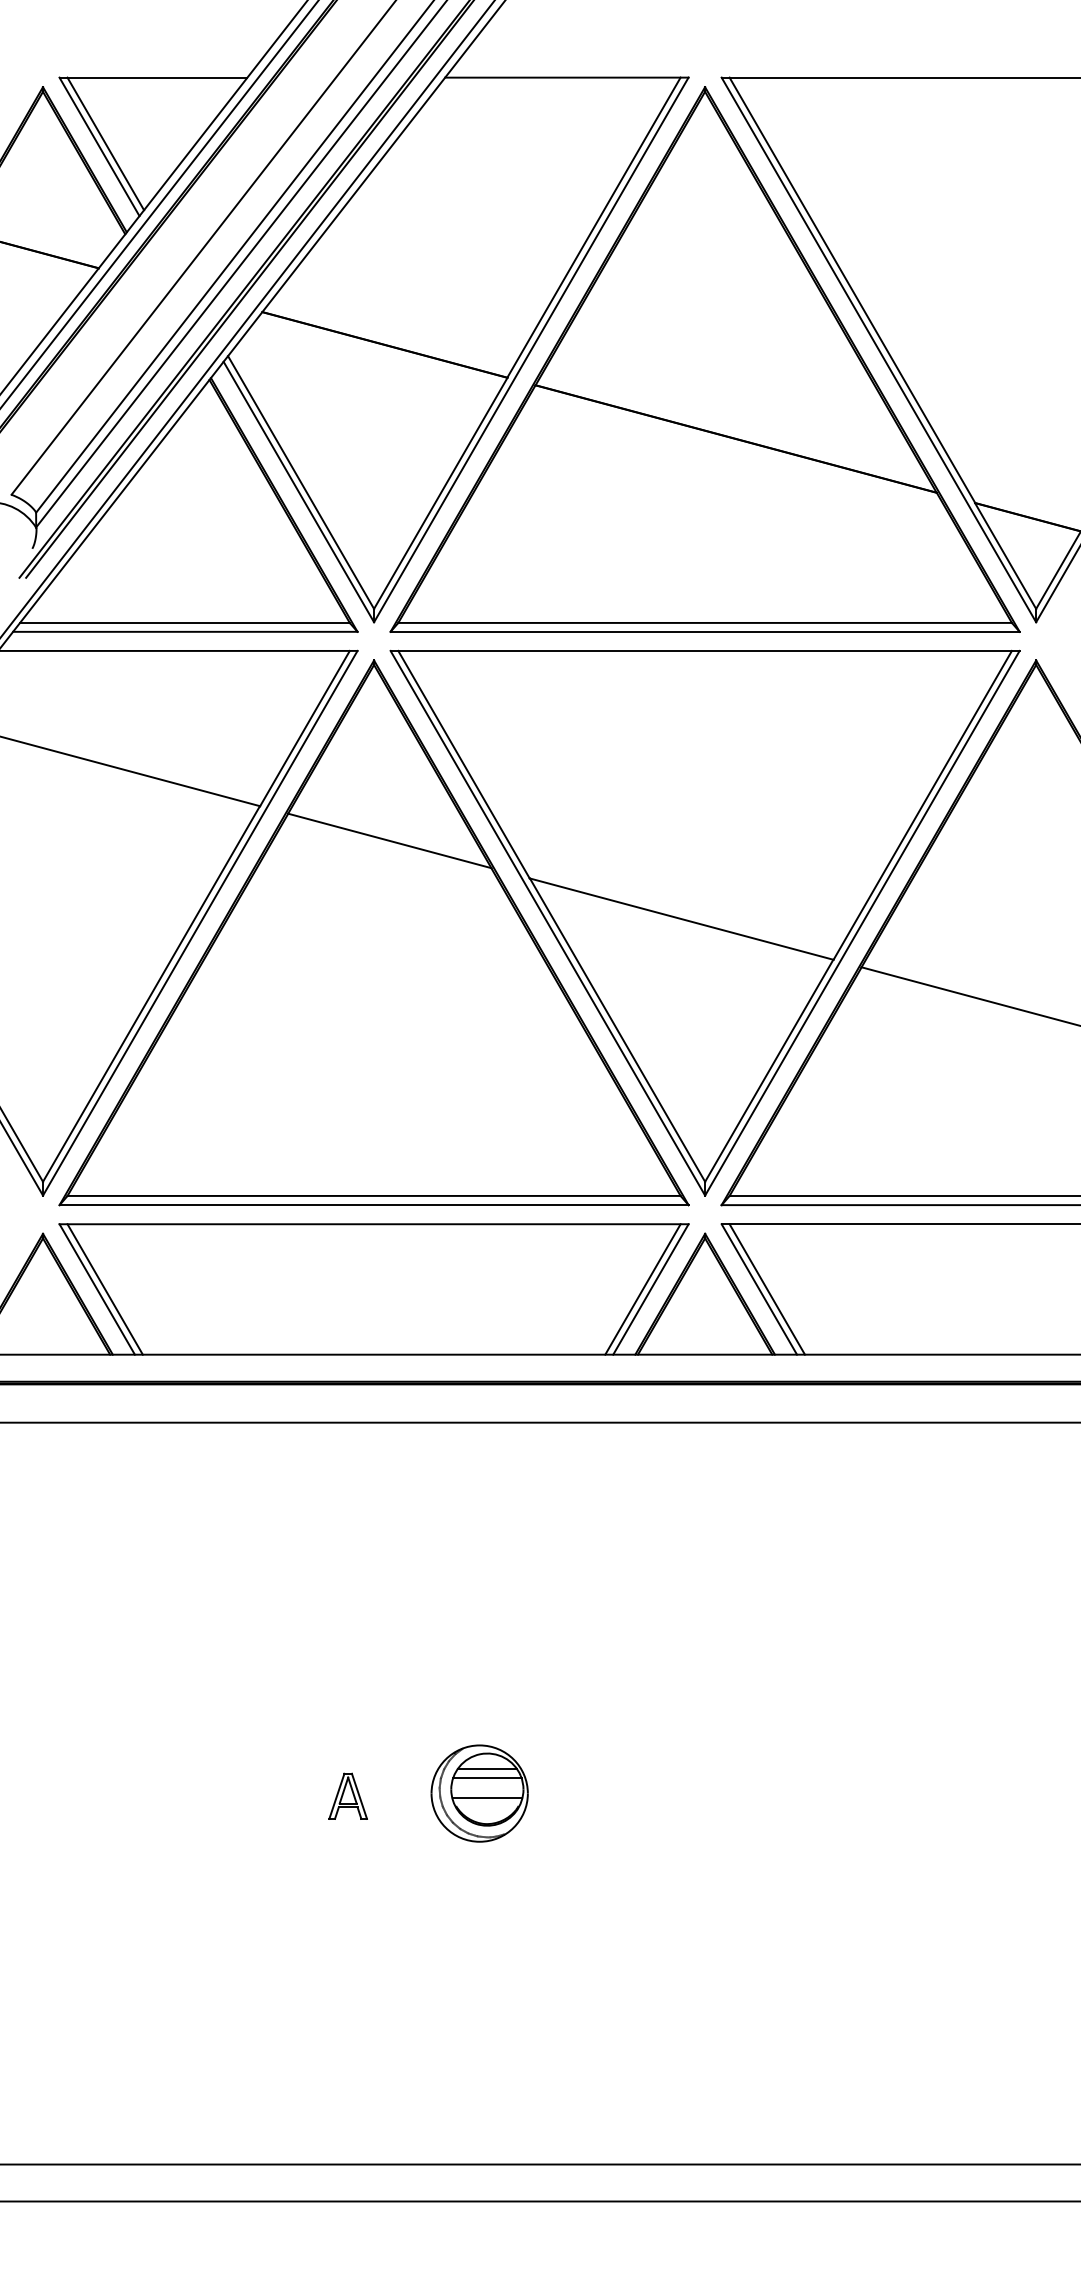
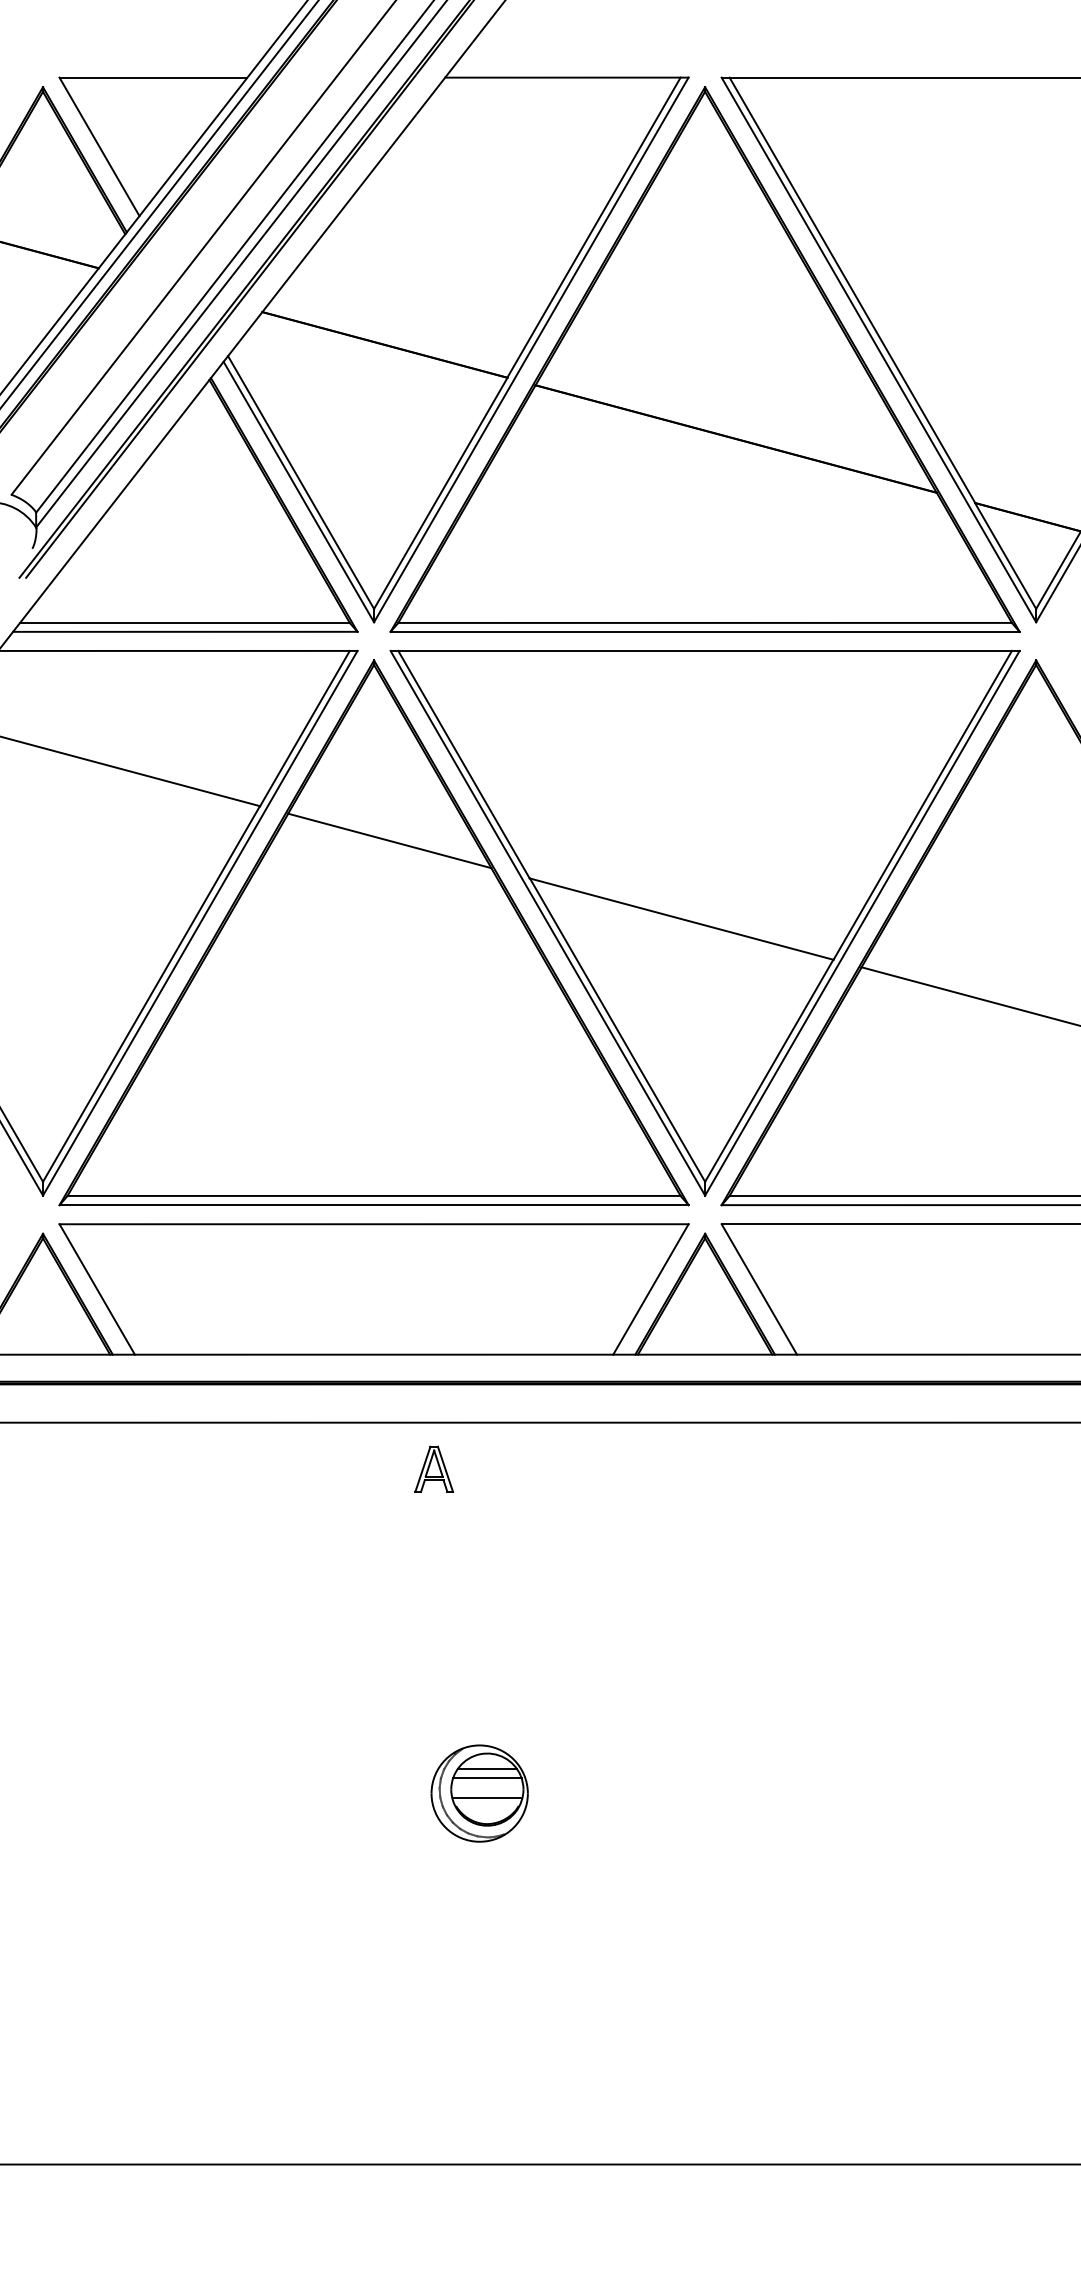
line: present -> none (105, 143)
line: present -> none (247, 318)
line: present -> none (104, 1289)
line: present -> none (642, 1289)
line: present -> none (766, 1289)
part position: (347, 1795) -> (433, 1468) (433, 1468)
line: present -> none (539, 2201)
